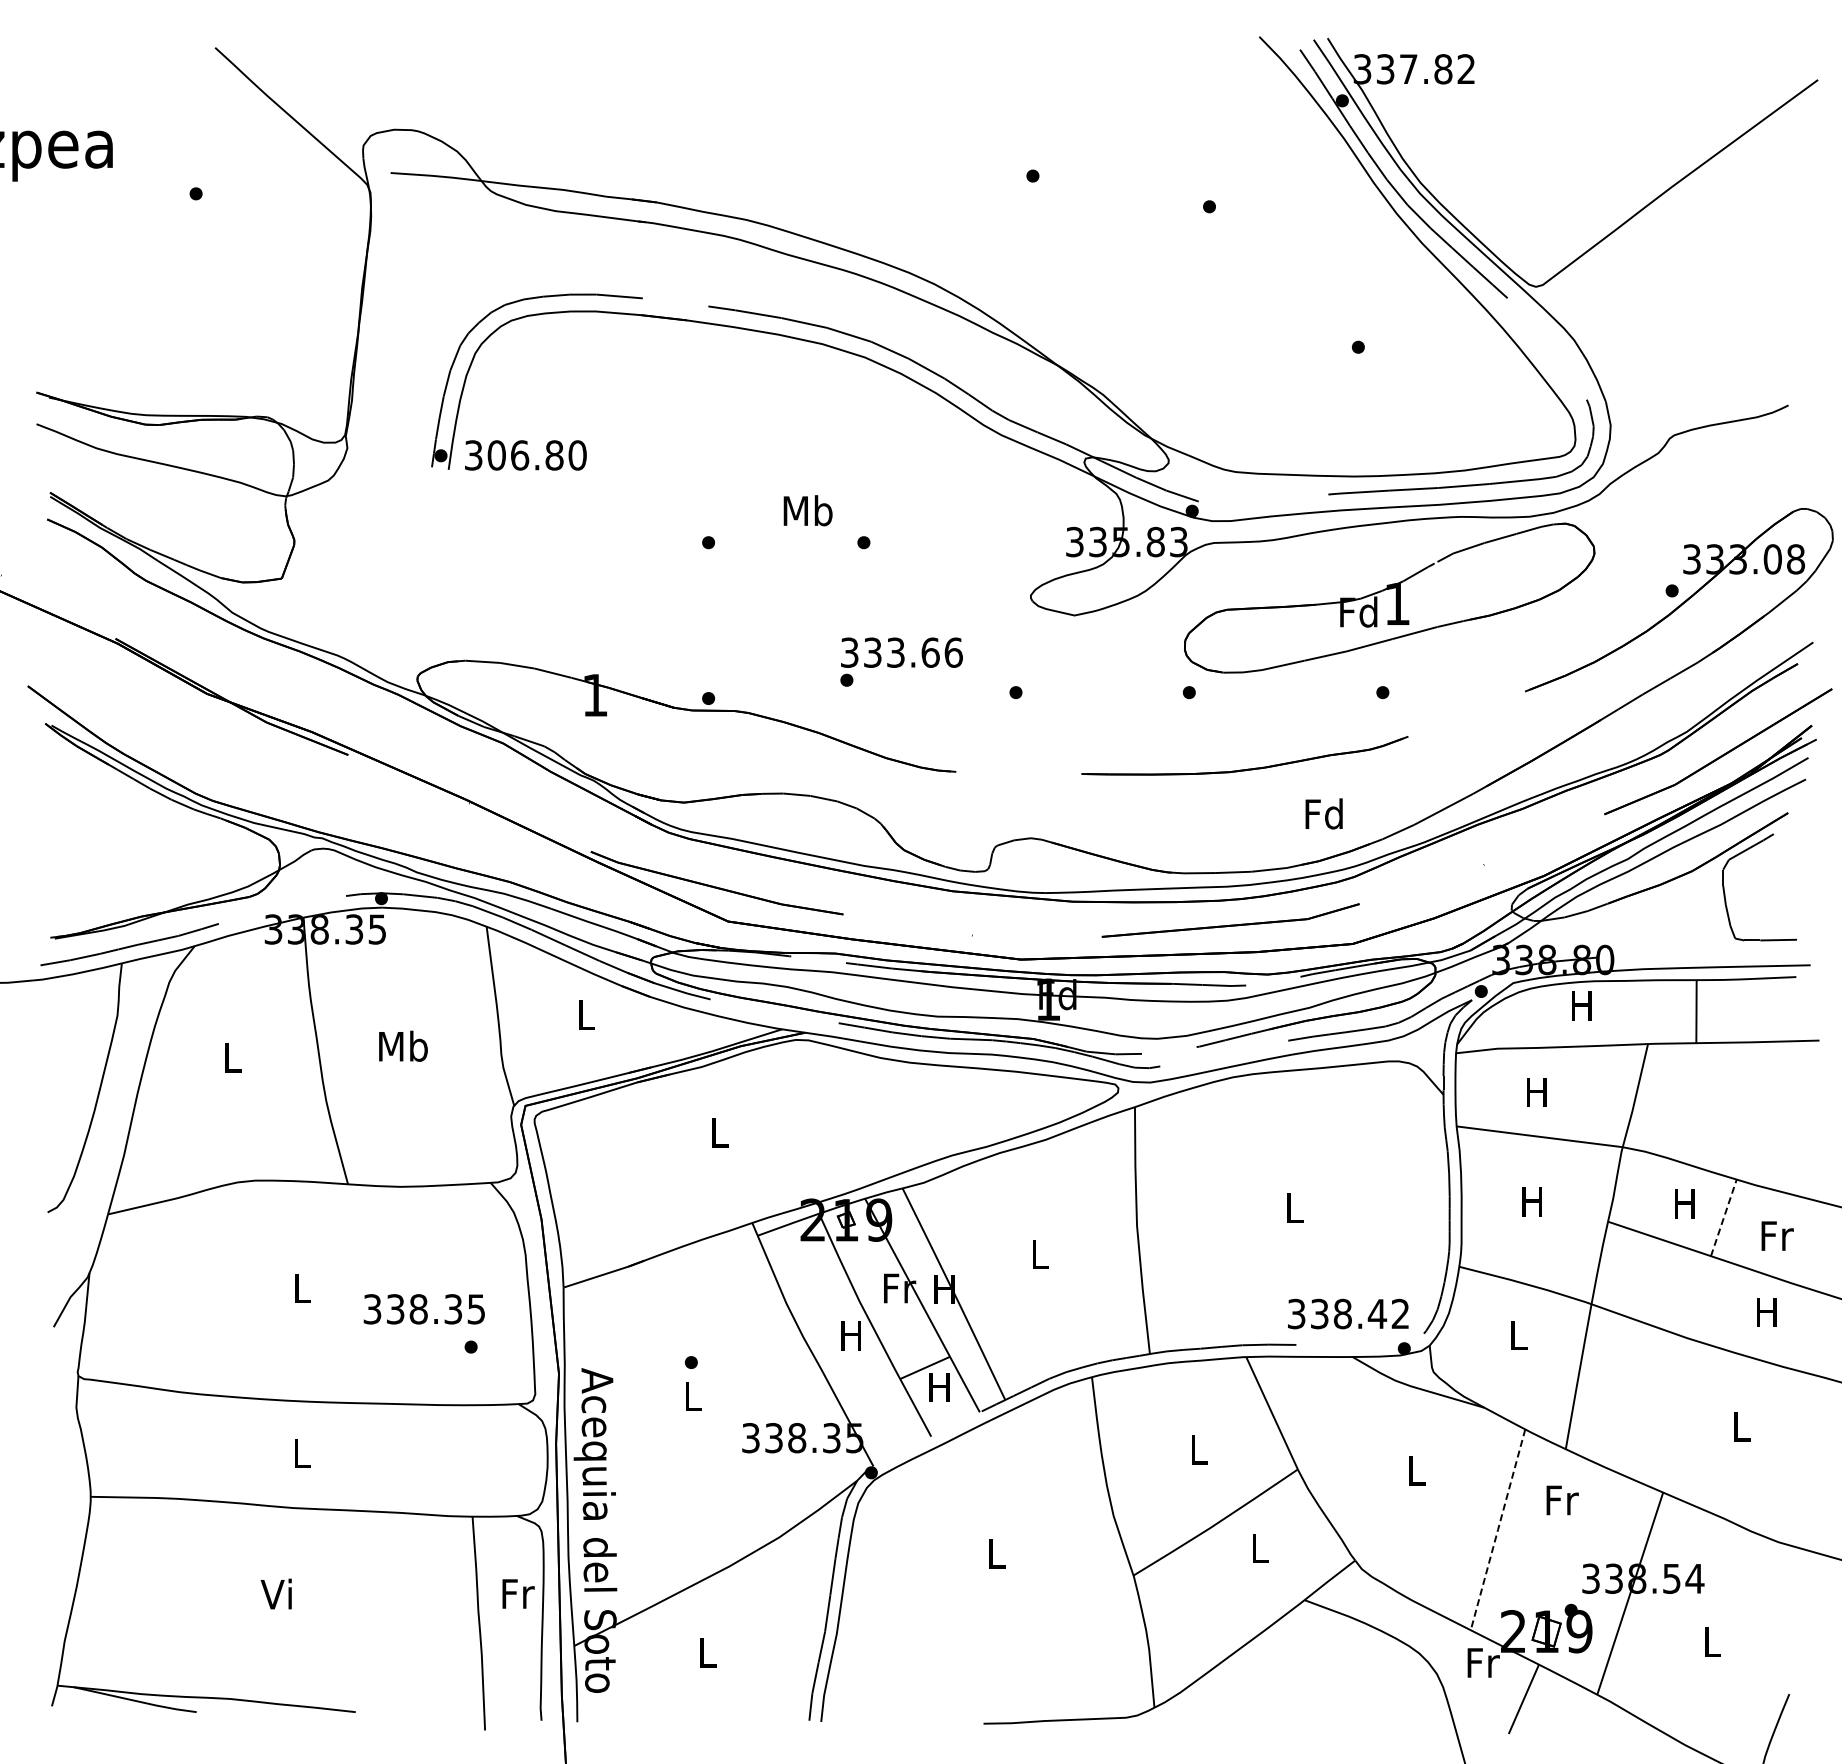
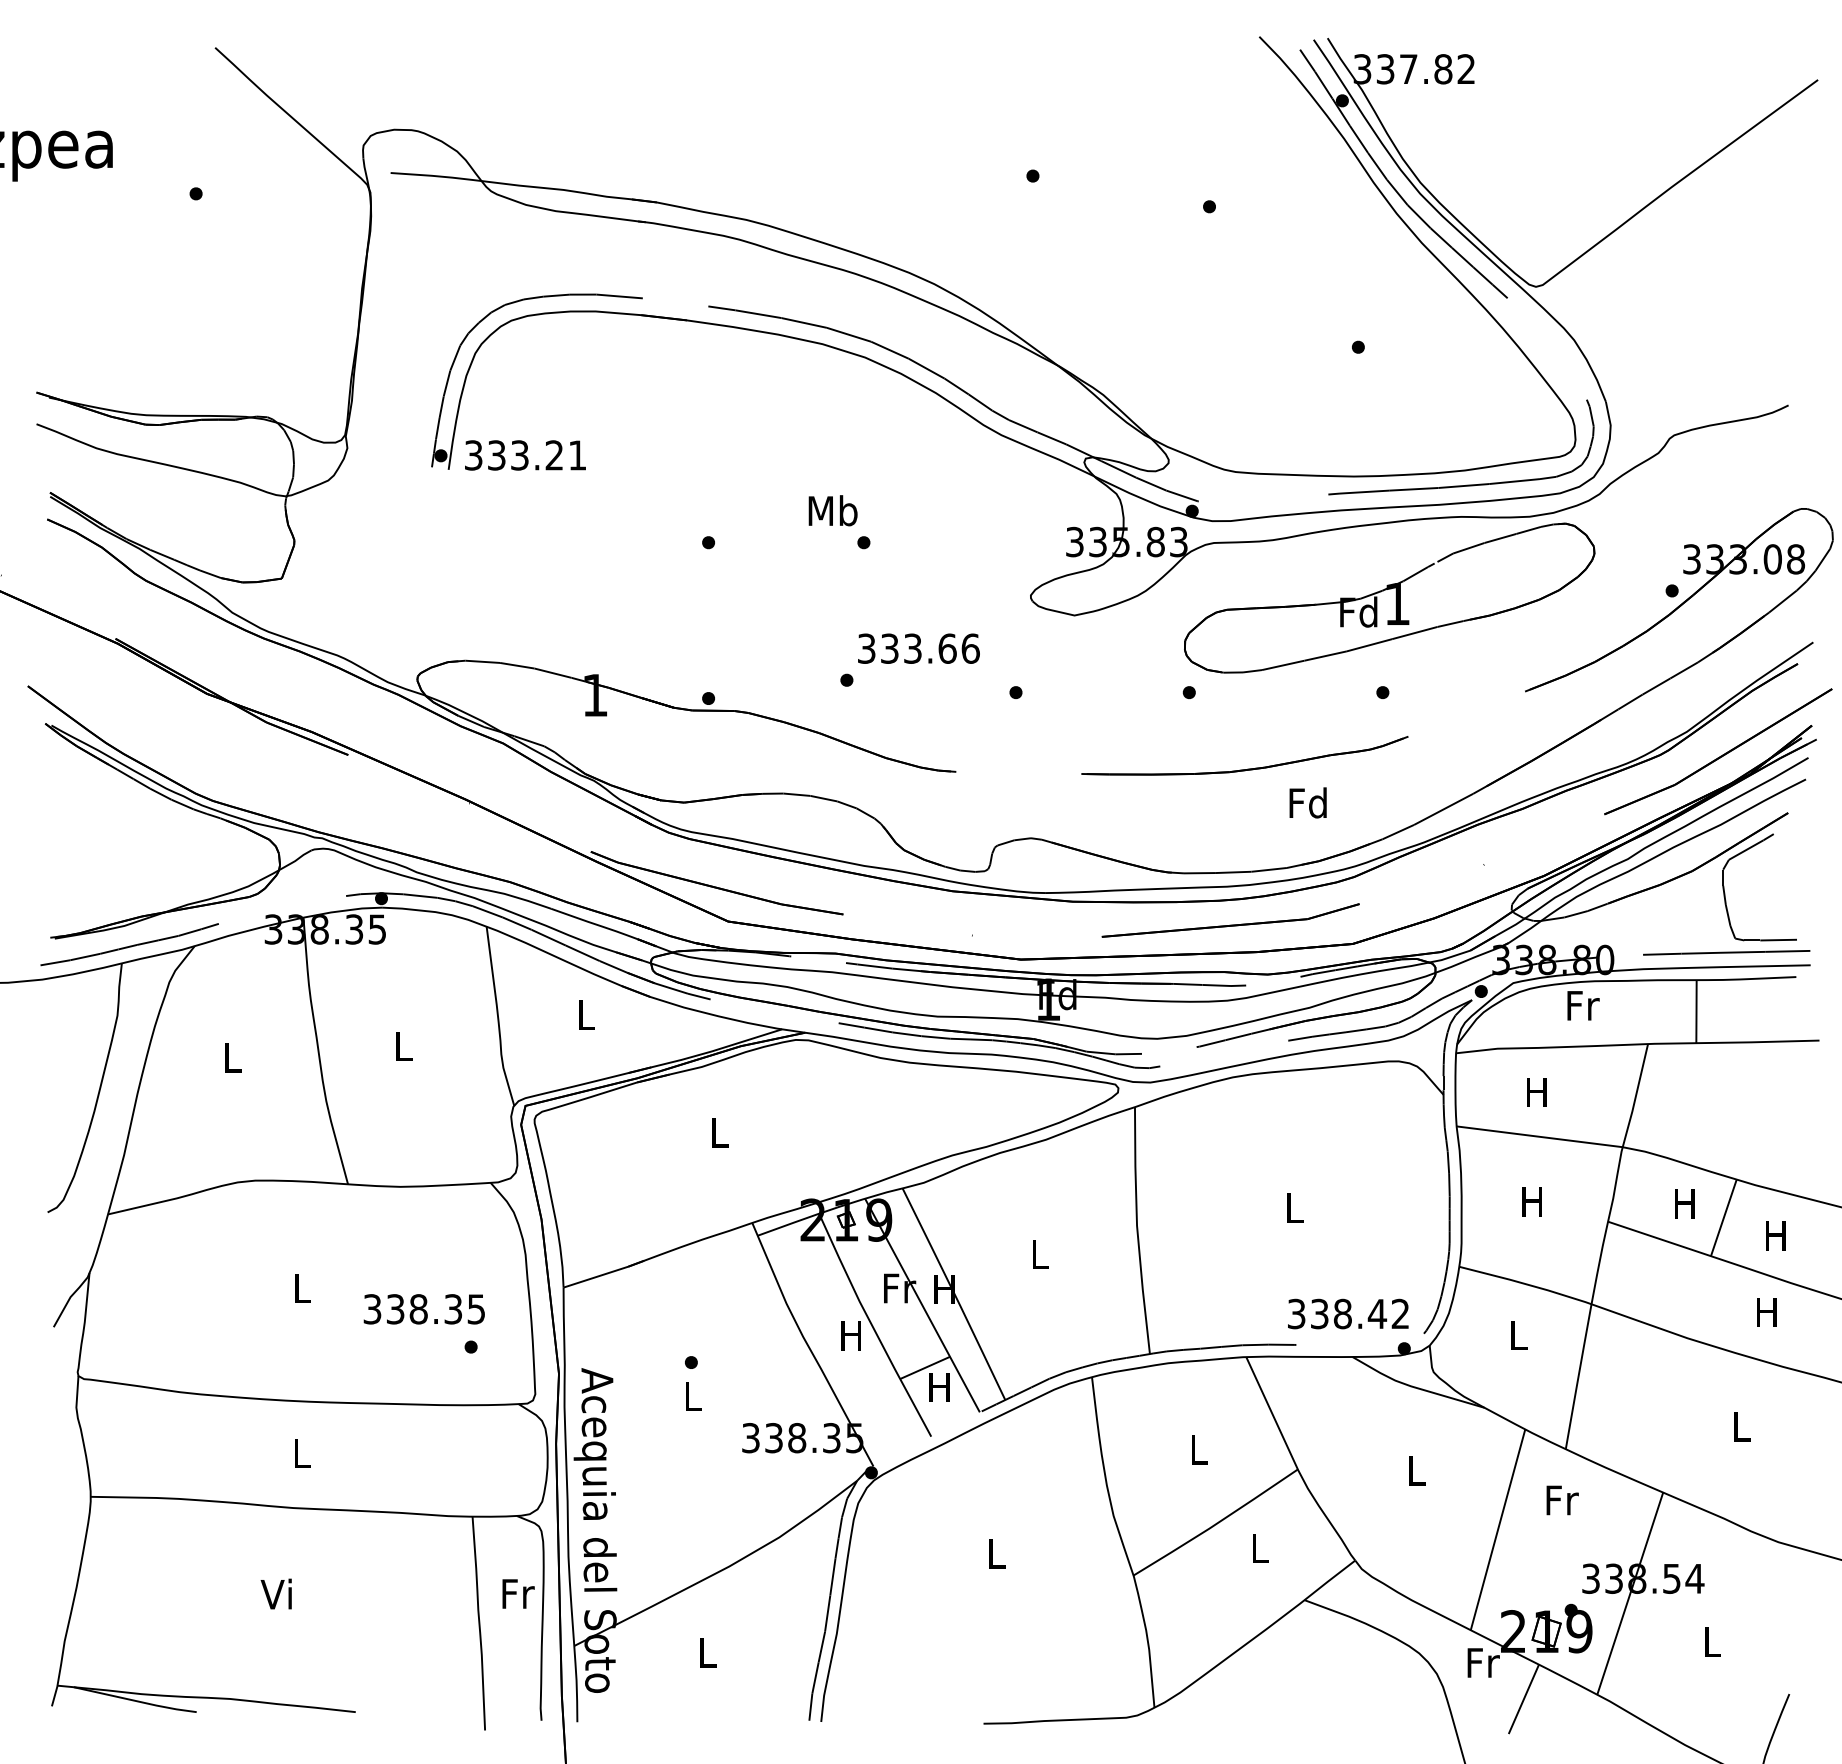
text: 306.80 -> 333.21 (536, 455)
text position: (807, 510) -> (832, 510) (832, 510)
text position: (901, 652) -> (918, 648) (918, 648)
text position: (1323, 813) -> (1307, 802) (1307, 802)
line: none -> present (1726, 952)
text: H -> Fr (1583, 1005)
text: Mb -> L (403, 1045)
line: dashed -> solid (1723, 1217)
text: Fr -> H (1777, 1235)
line: dashed -> solid (1498, 1529)
